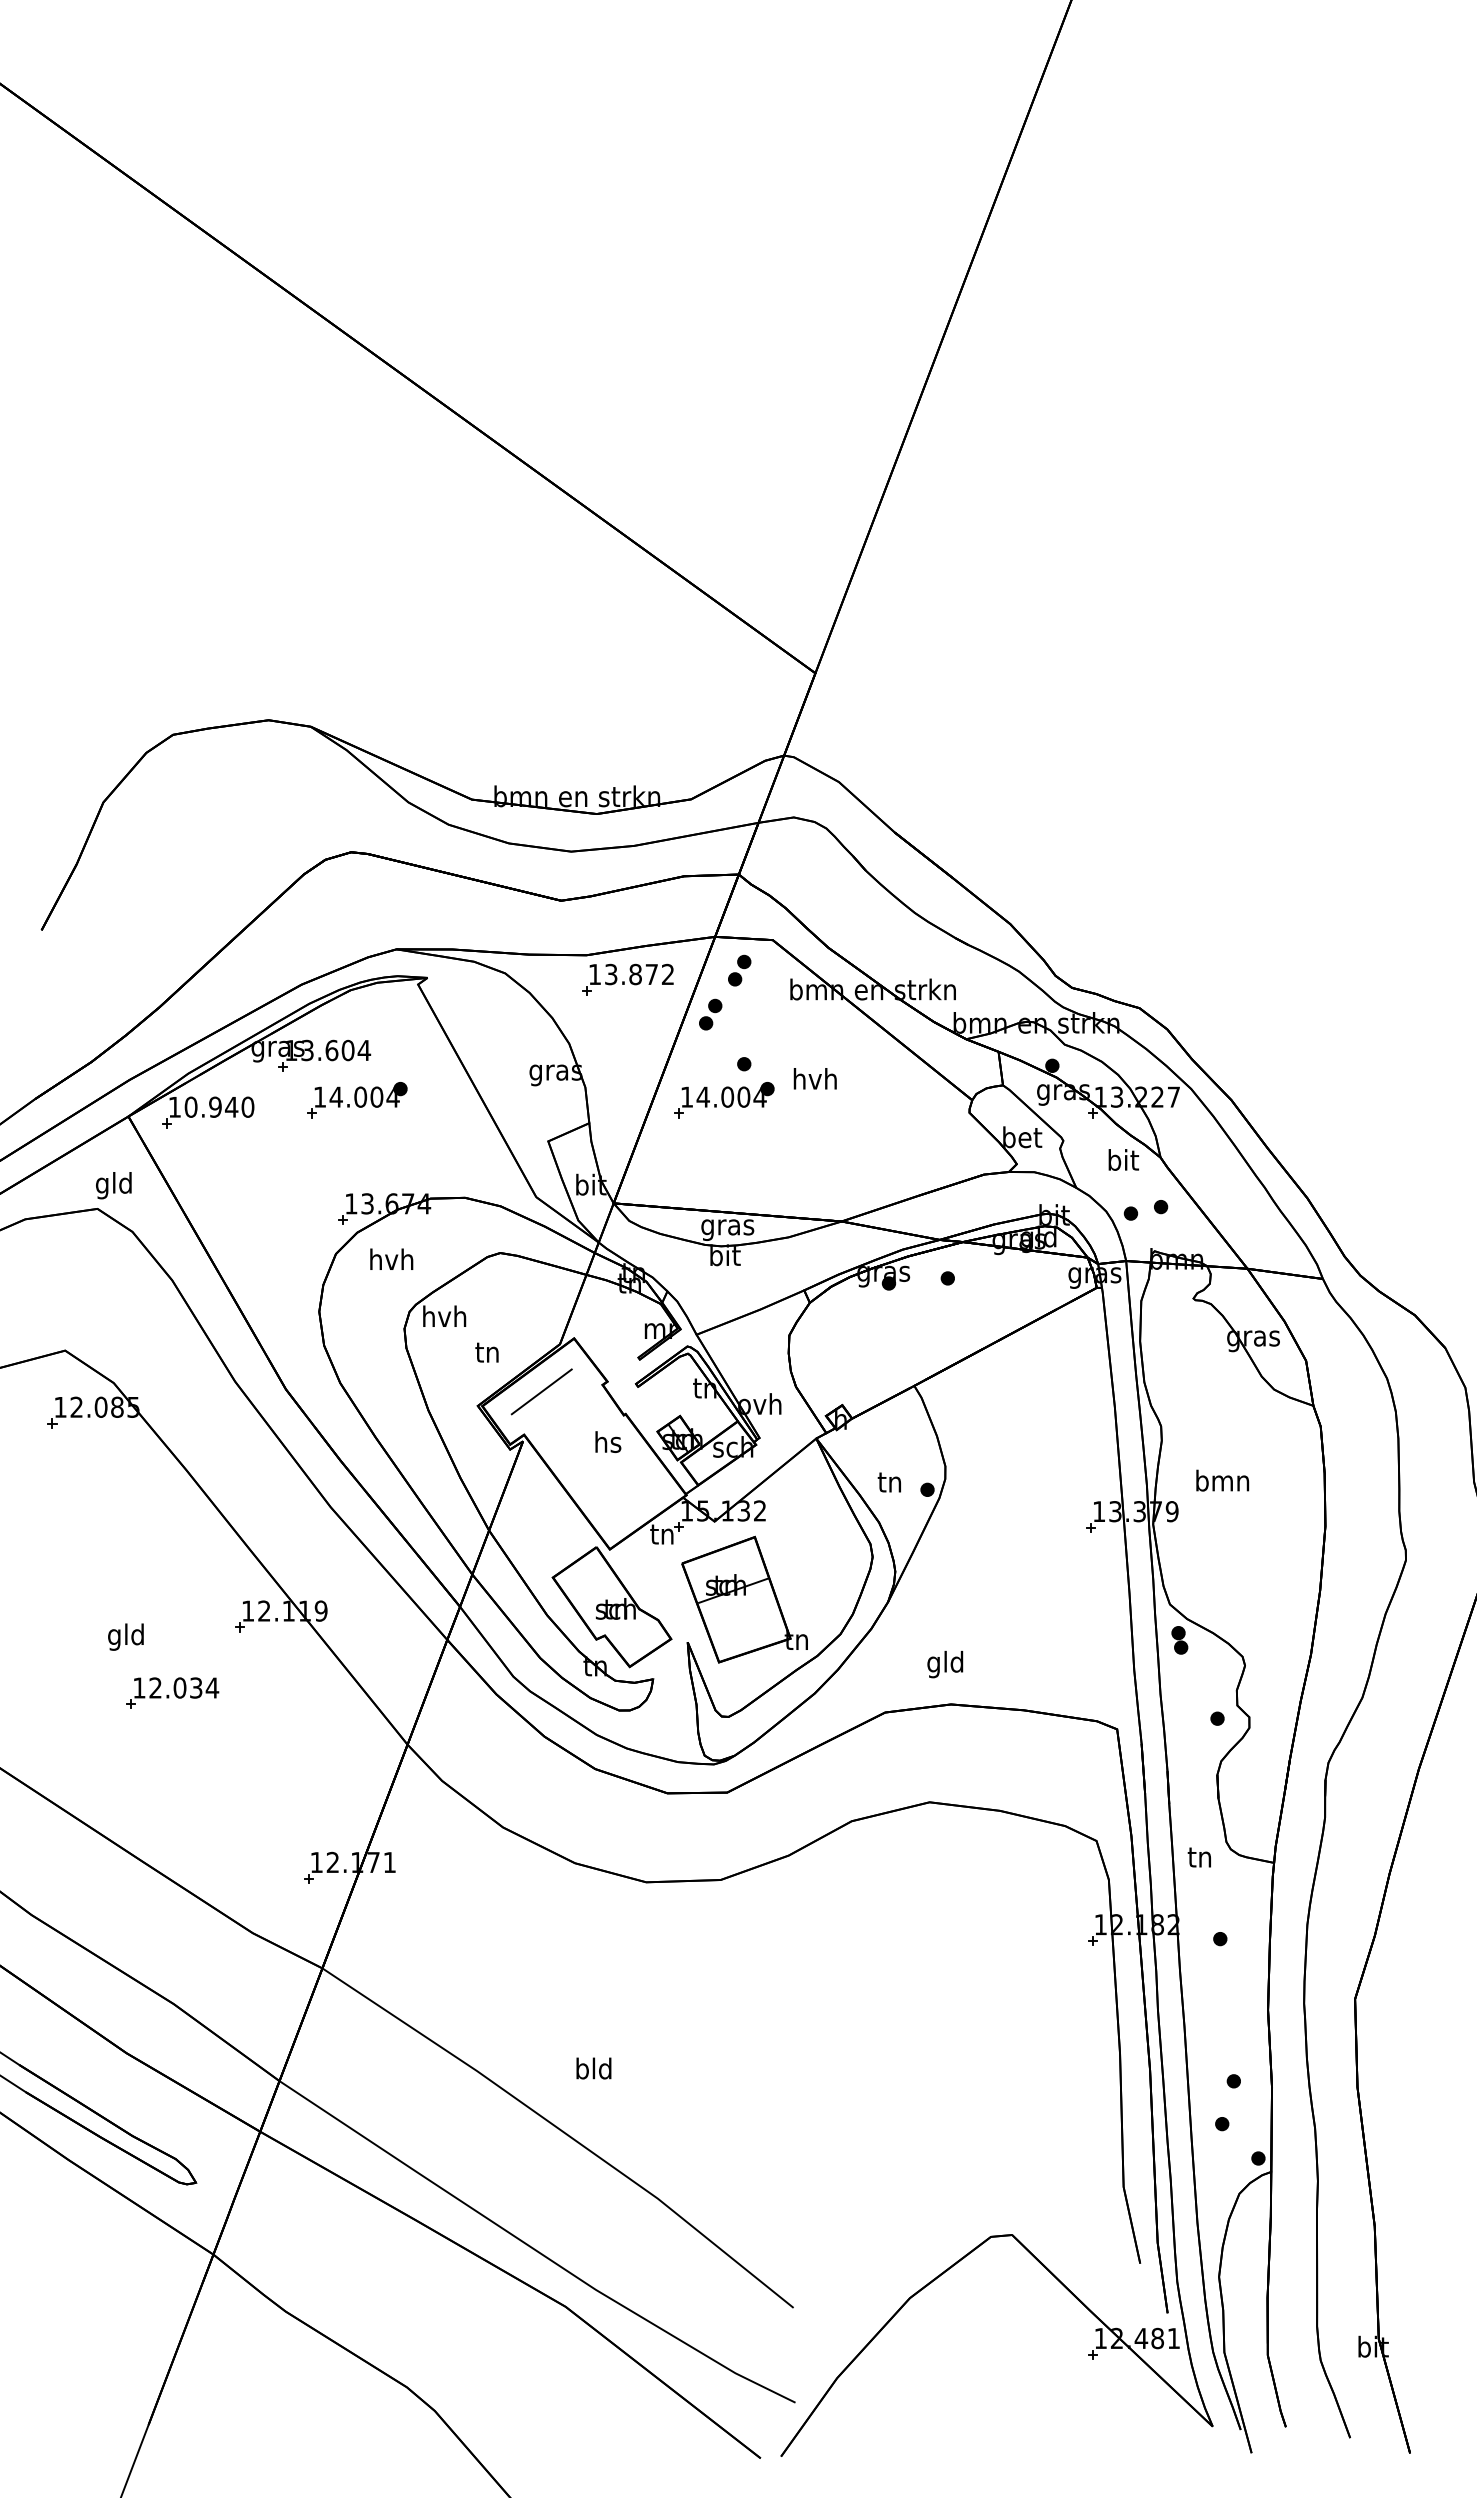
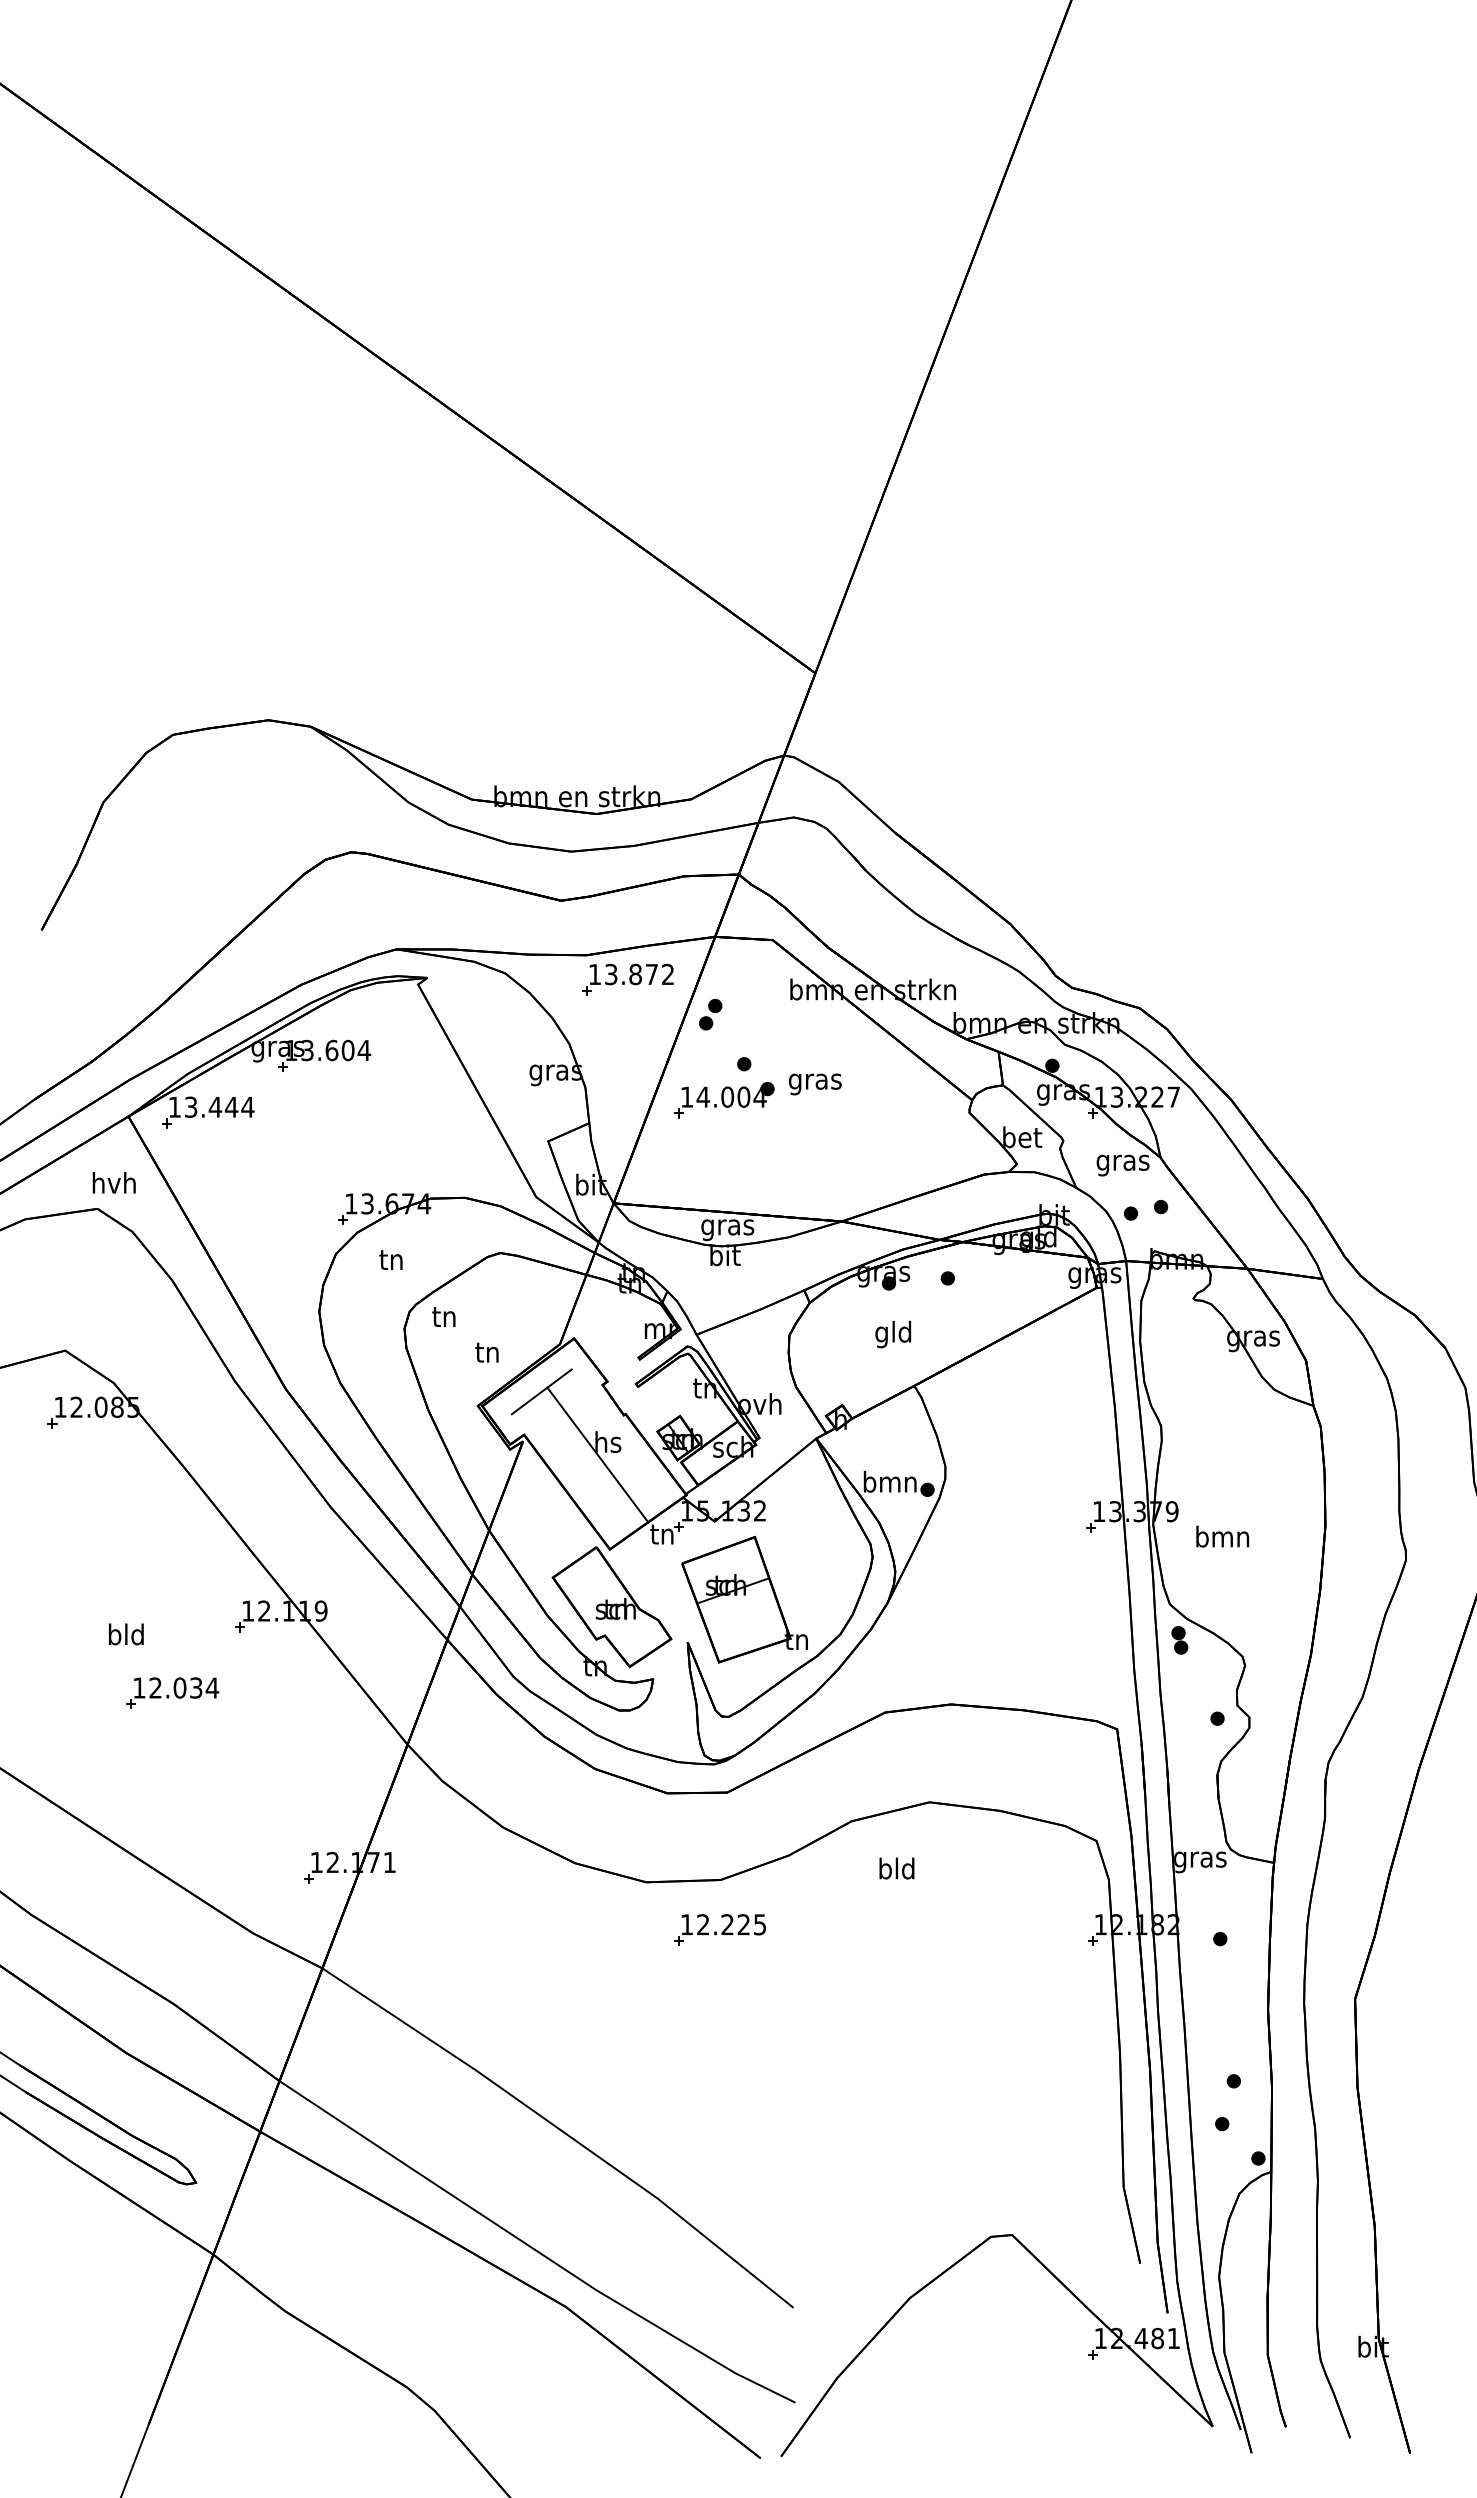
part: present -> none (739, 970)
text: hvh -> gras (814, 1081)
part: present -> none (357, 1100)
text: 10.940 -> 13.444 (219, 1106)
text: bit -> gras (1122, 1162)
text: gld -> hvh (113, 1185)
text: hvh -> tn (391, 1258)
text: hvh -> tn (444, 1315)
line: none -> present (597, 1454)
text position: (1222, 1480) -> (1222, 1536) (1222, 1536)
text: tn -> bmn (889, 1481)
text: gld -> bld (114, 1636)
text position: (945, 1664) -> (893, 1334) (893, 1334)
text: tn -> gras (1200, 1860)
part: none -> present (719, 1929)
text position: (593, 2068) -> (896, 1868) (896, 1868)
